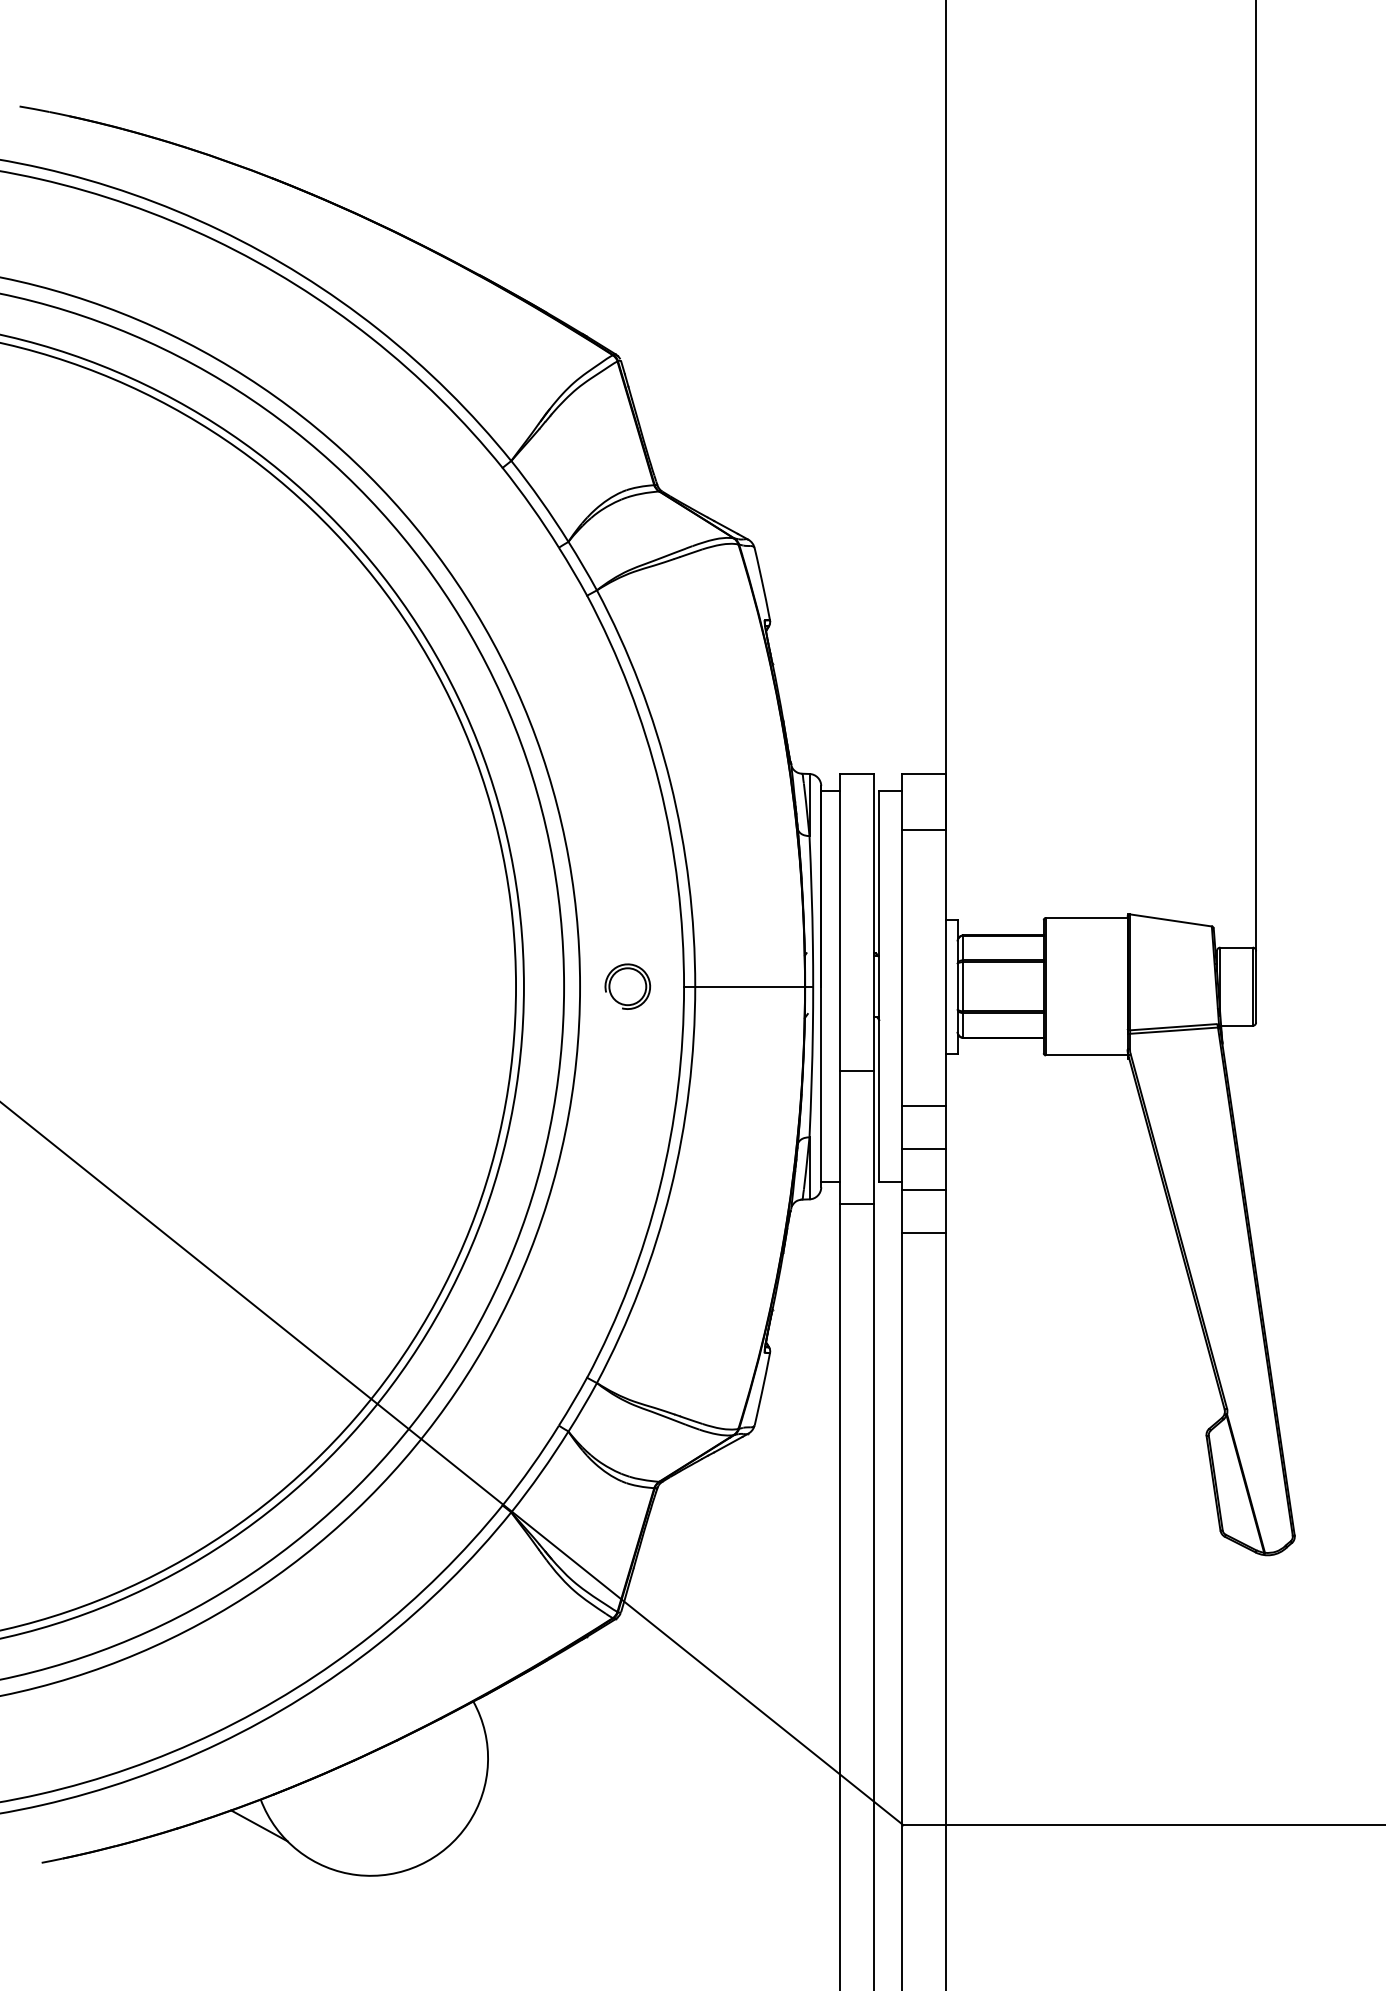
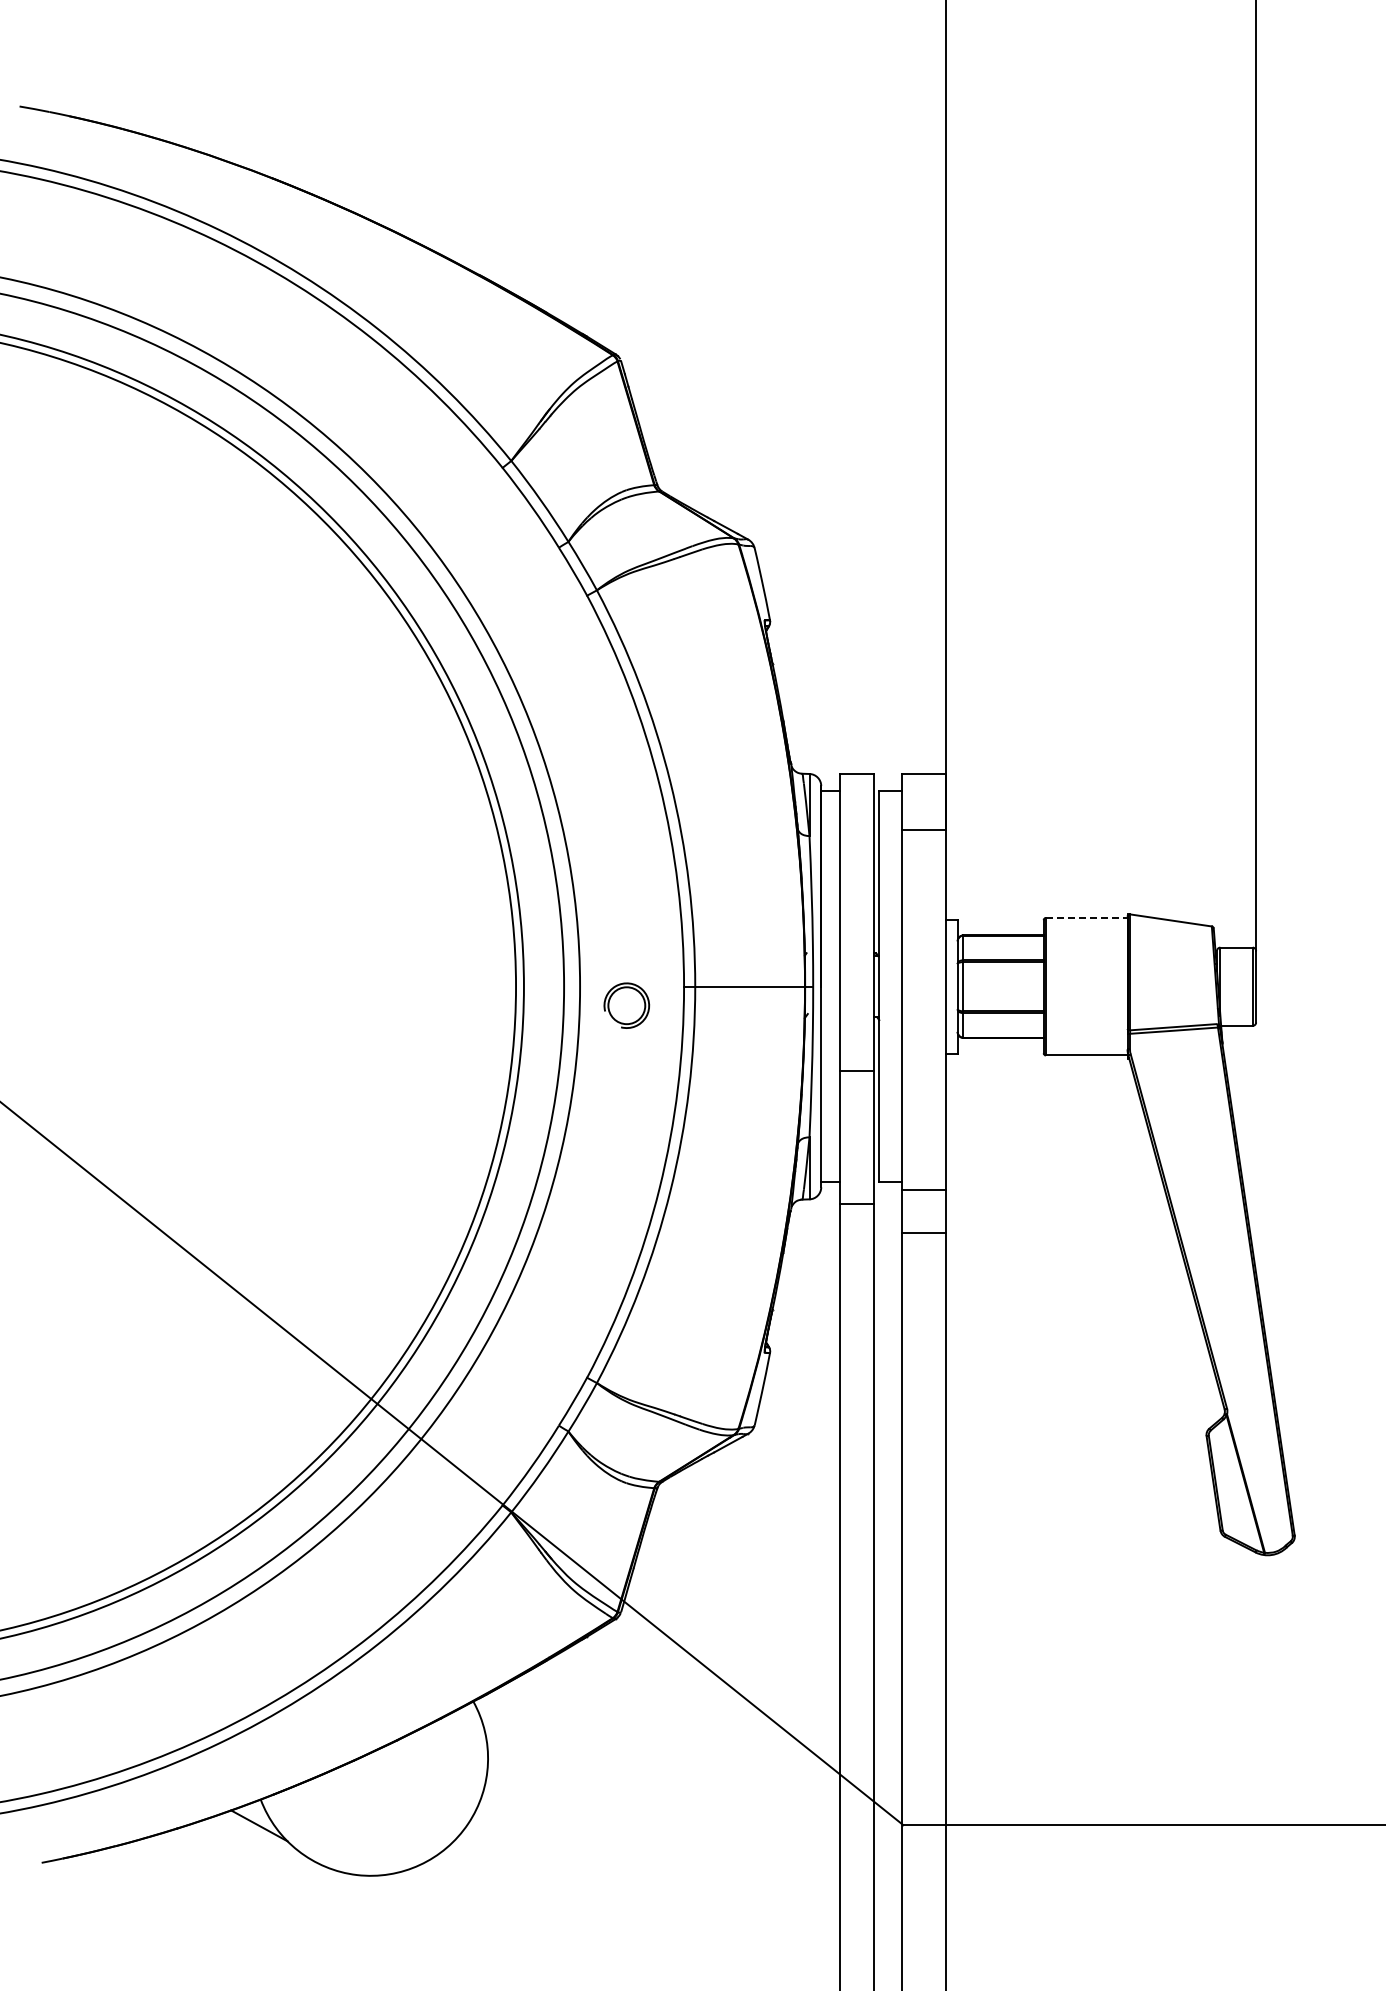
line: solid -> dashed (1086, 917)
part position: (627, 986) -> (626, 1005) (626, 1005)
line: present -> none (923, 1105)
line: present -> none (923, 1148)
